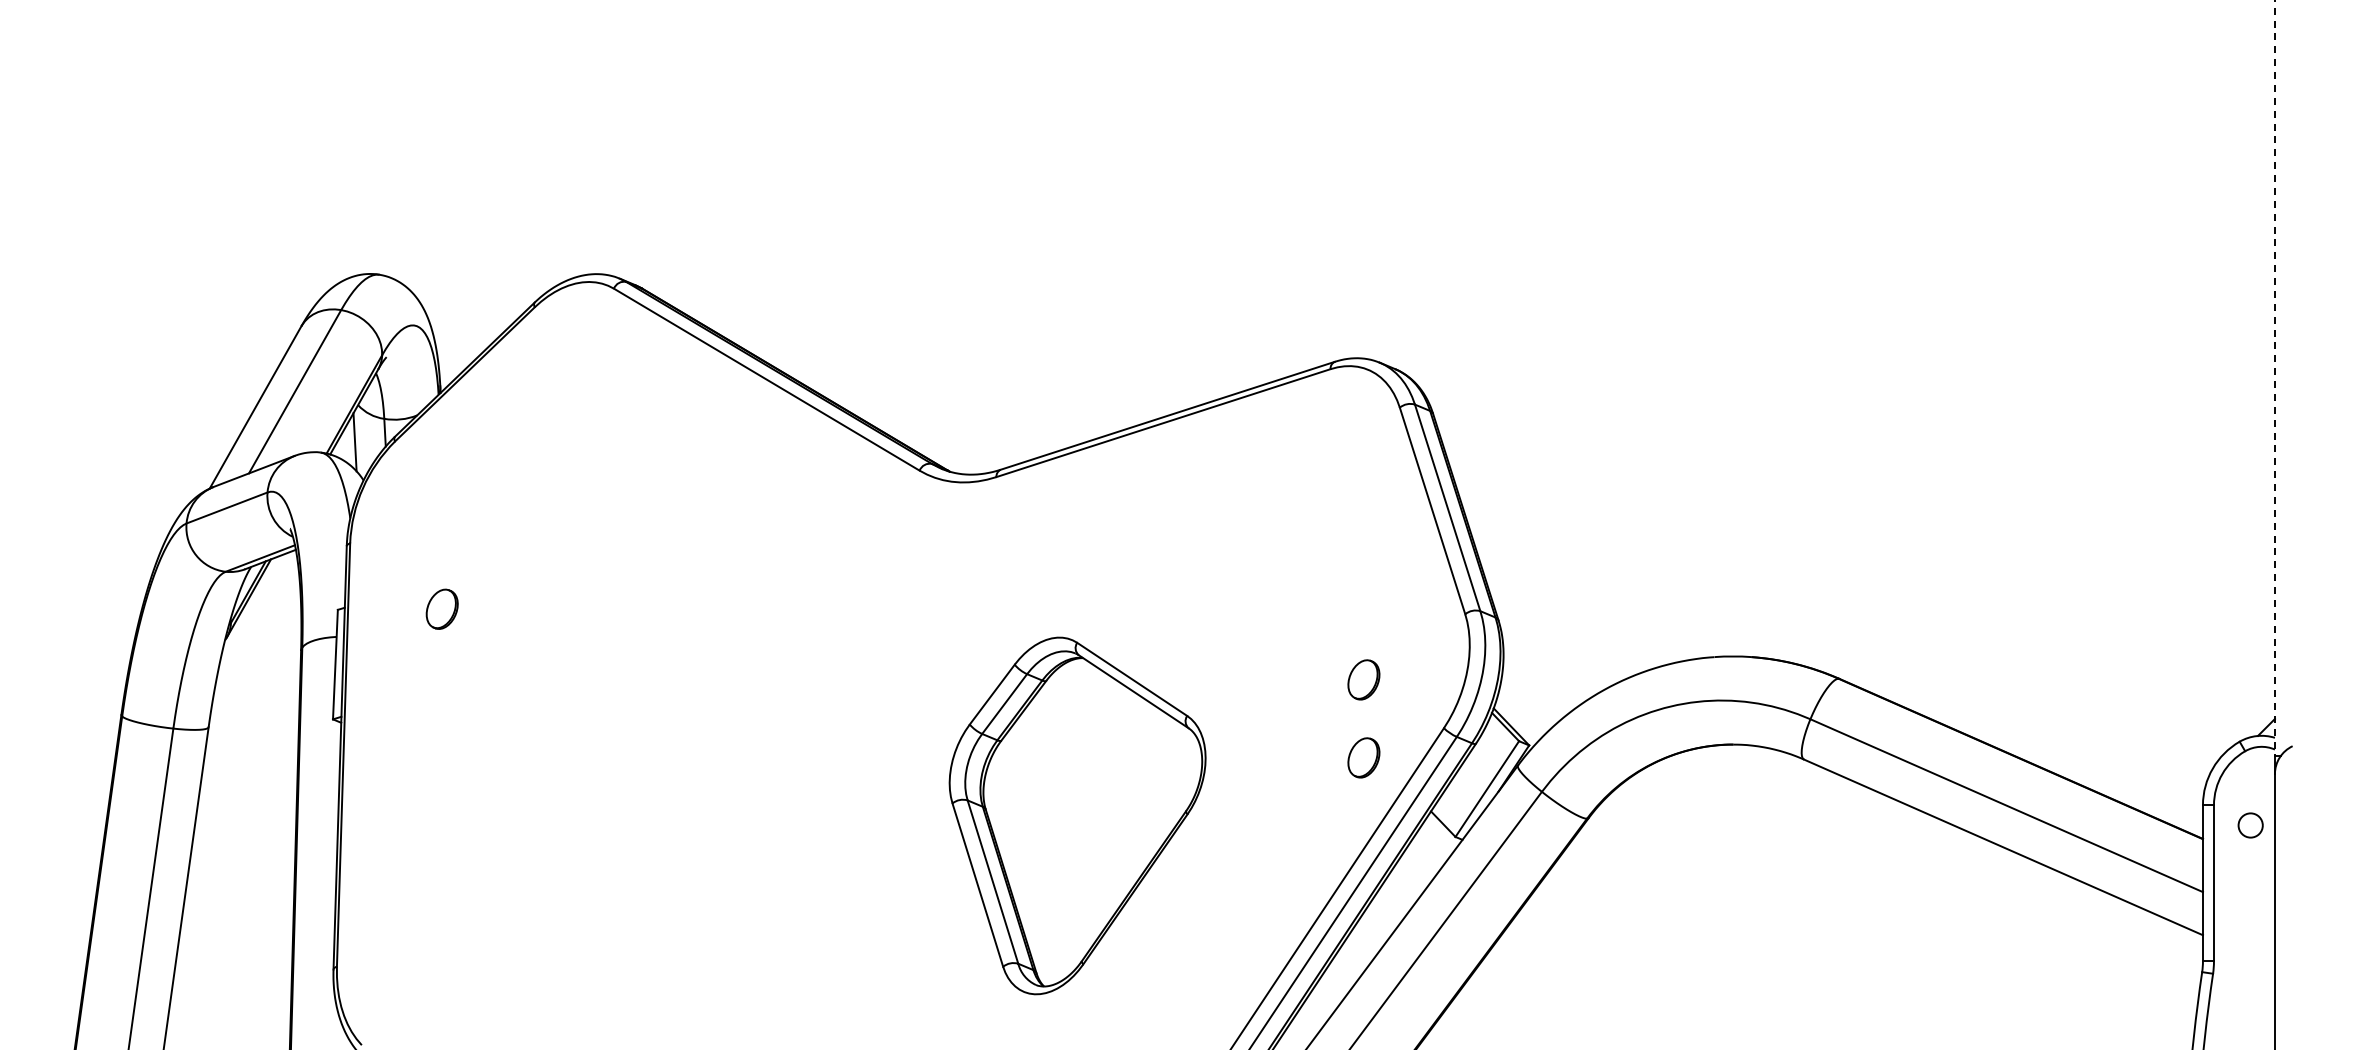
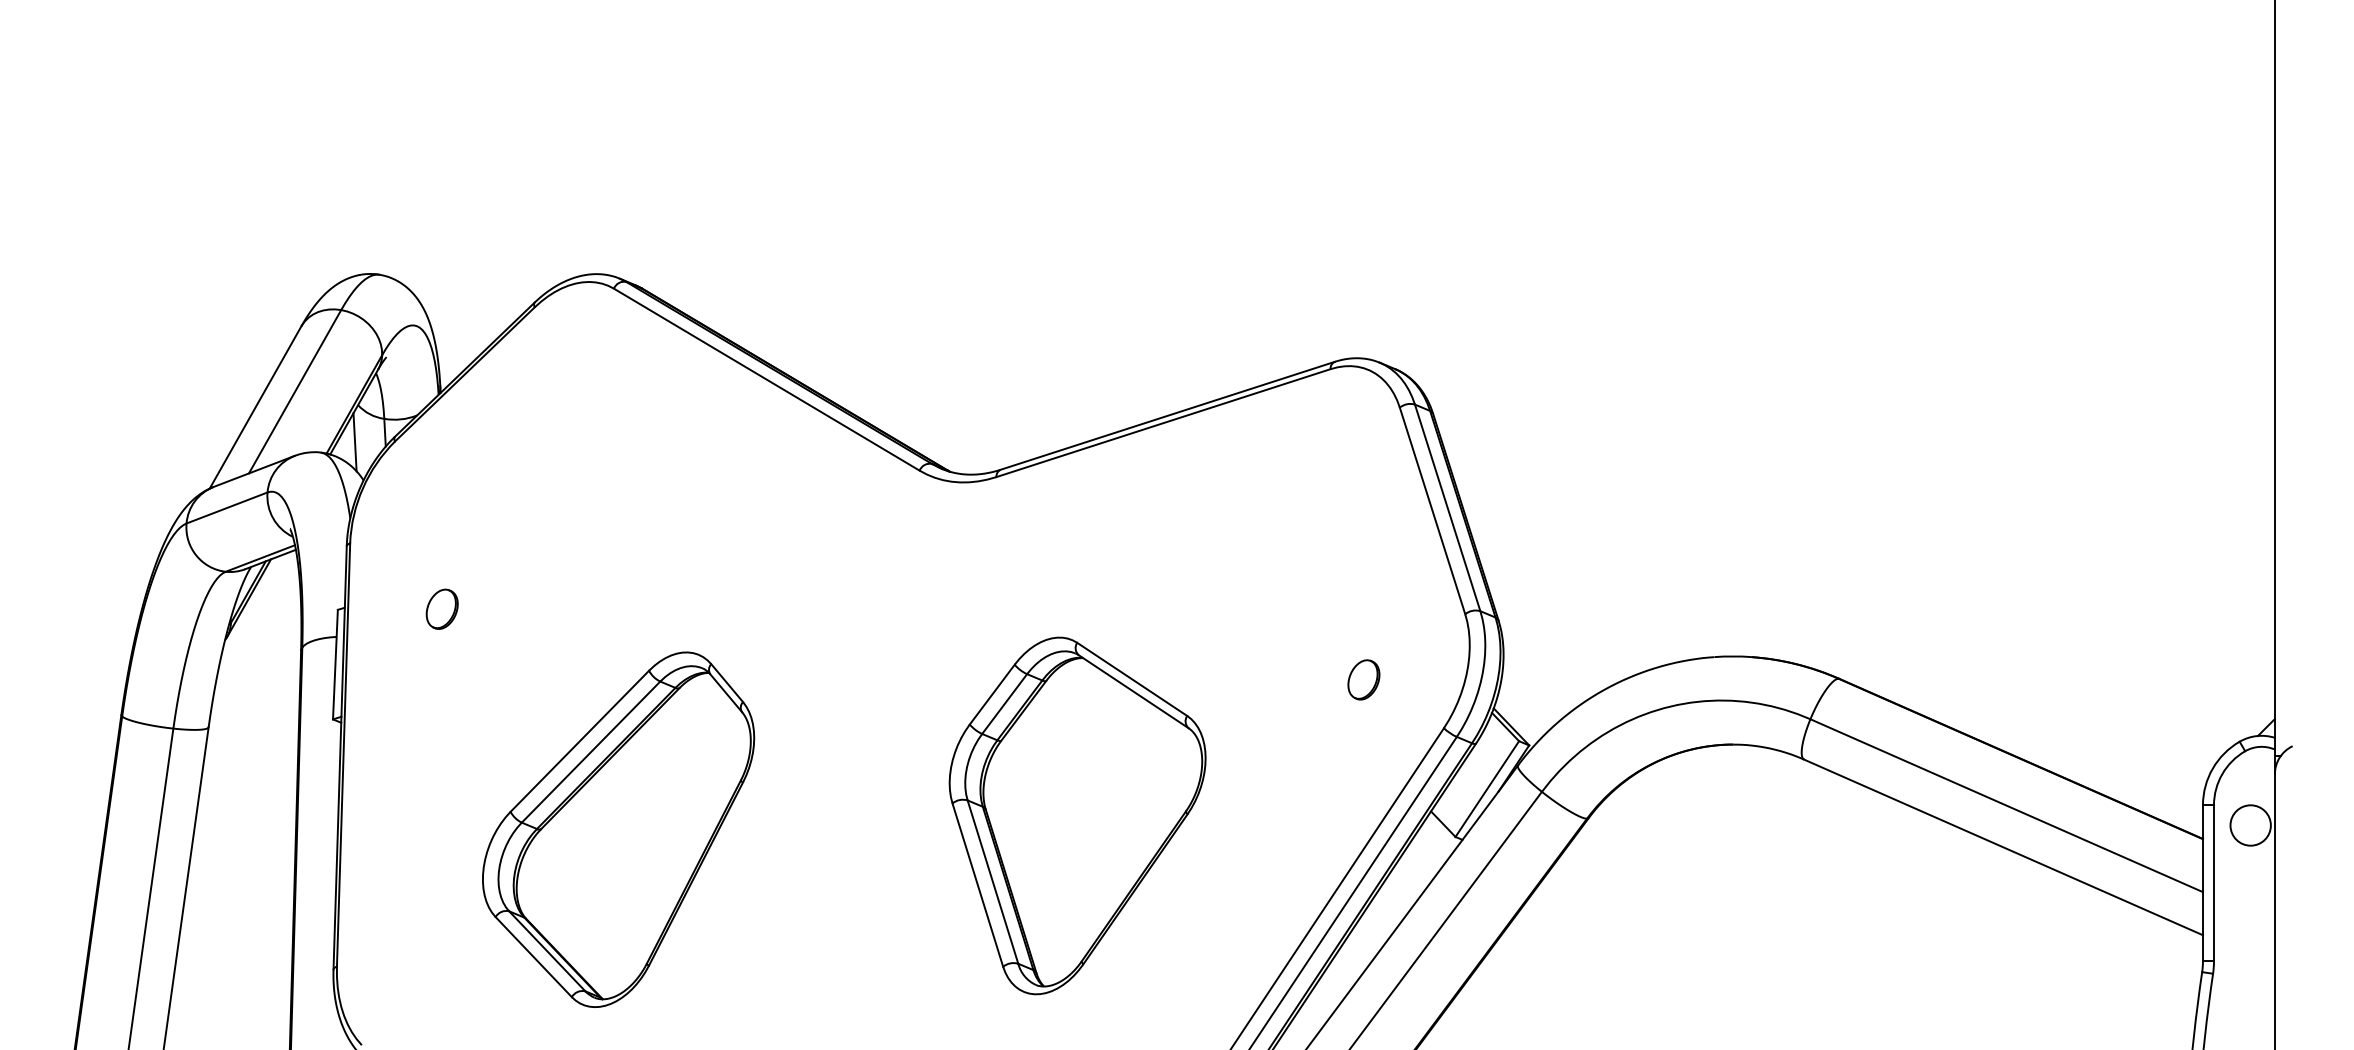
line: dashed -> solid (2274, 378)
part: present -> none (1363, 757)
circle diameter: 24 px -> 40 px (2250, 825)
part: none -> present (618, 829)
